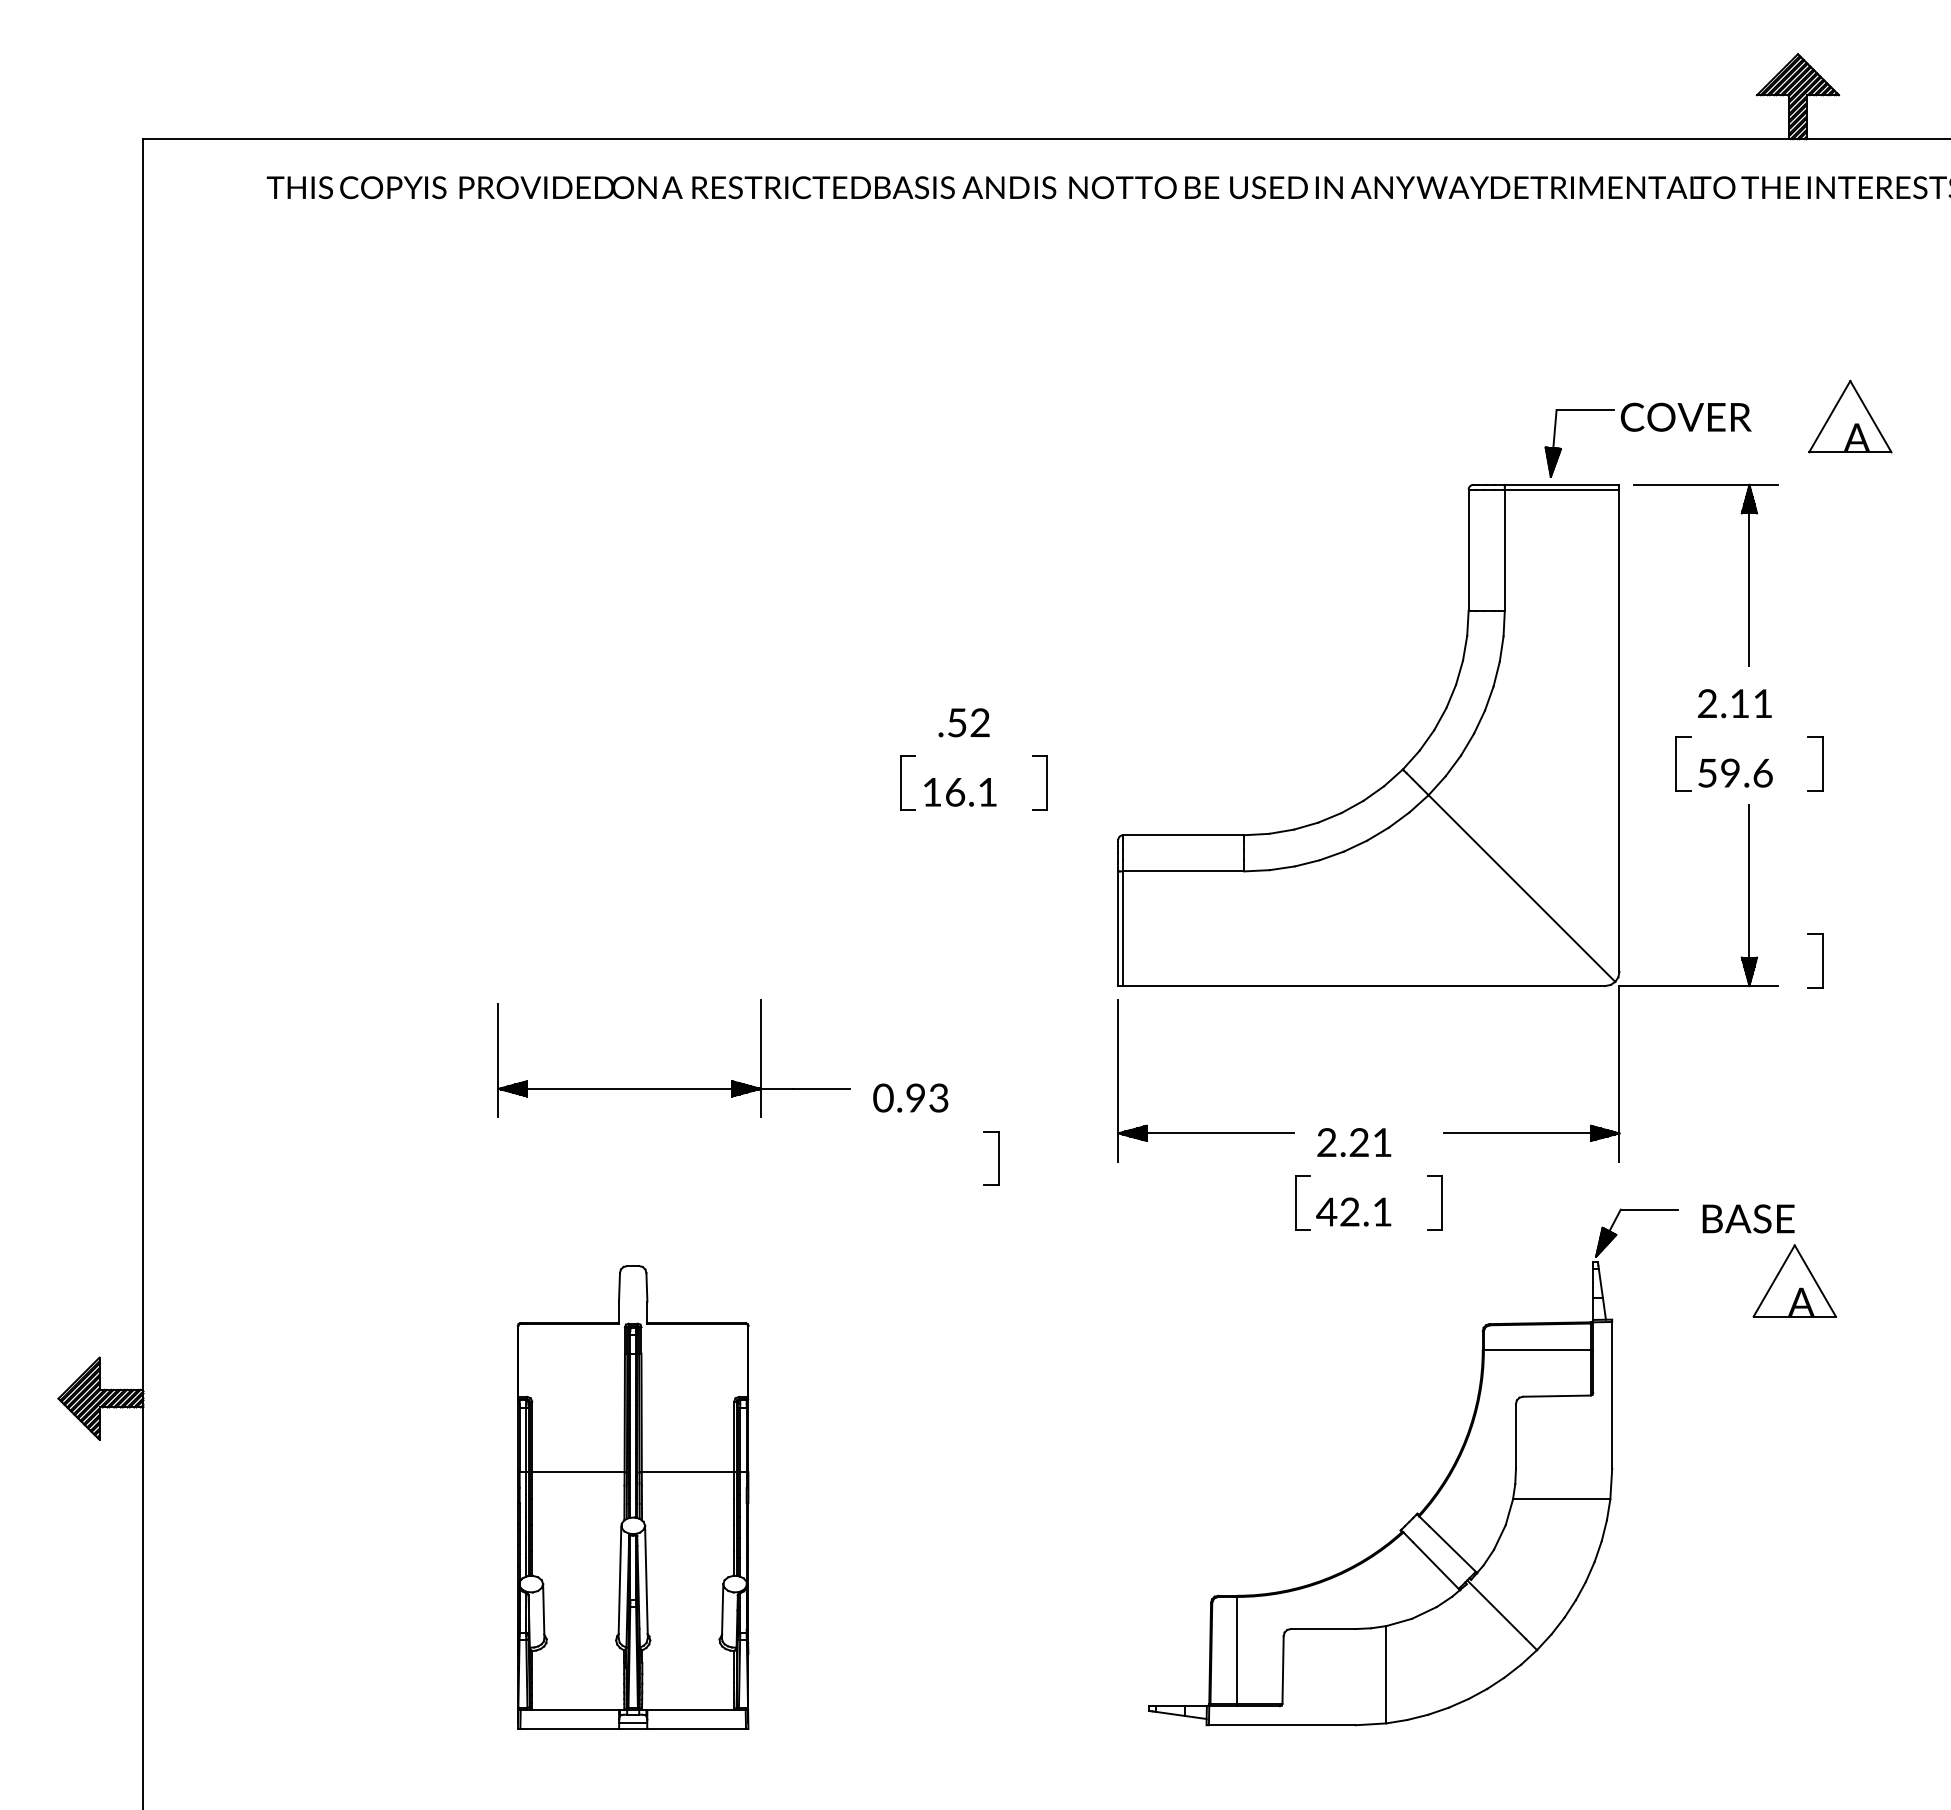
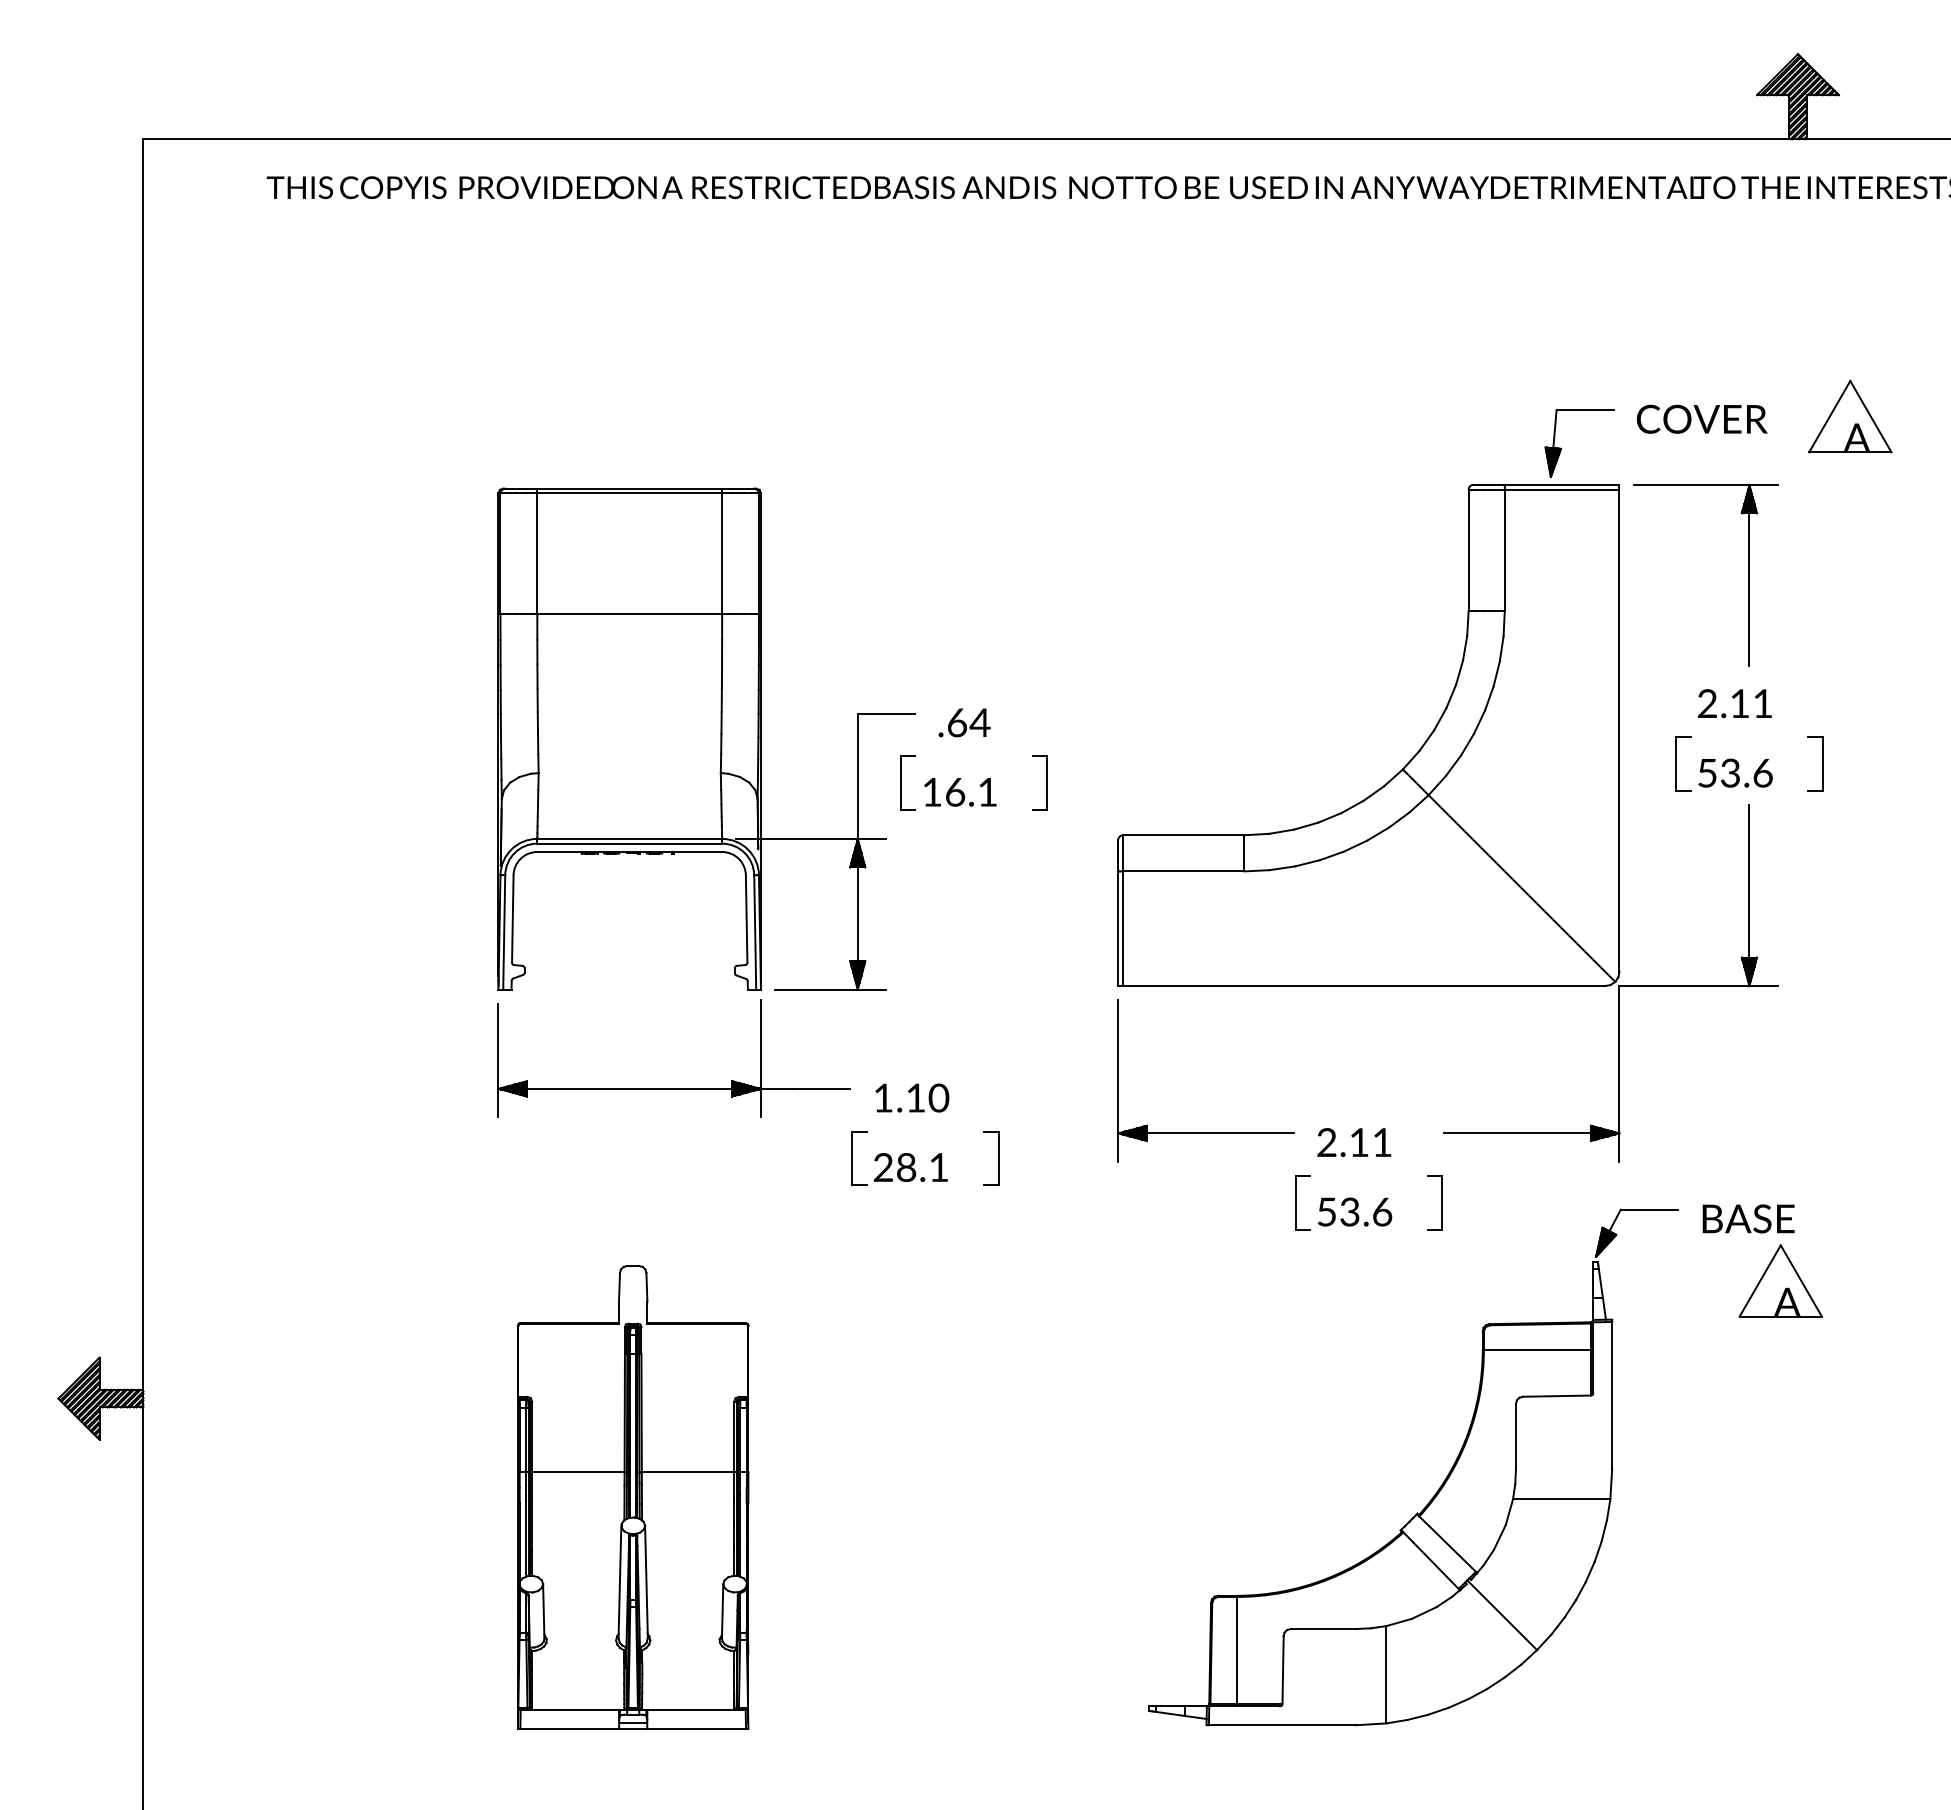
text position: (1686, 416) -> (1702, 418) (1702, 418)
text: .52 -> .64 (969, 722)
part: none -> present (706, 738)
text: 59.6 -> 53.6 (1730, 773)
part: present -> none (1822, 960)
text: 0.93 -> 1.10 (911, 1097)
text: 2.21 -> 2.11 (1358, 1142)
part: none -> present (899, 1158)
text: 42.1 -> 53.6 (1354, 1211)
part position: (1794, 1280) -> (1780, 1280) (1780, 1280)
